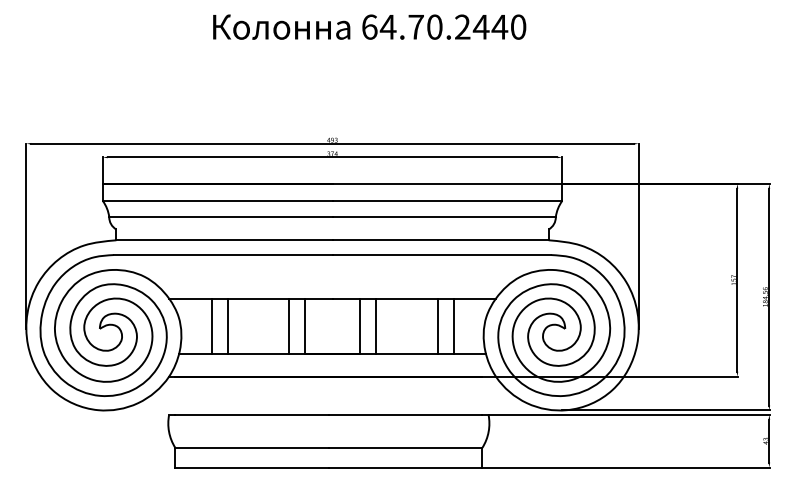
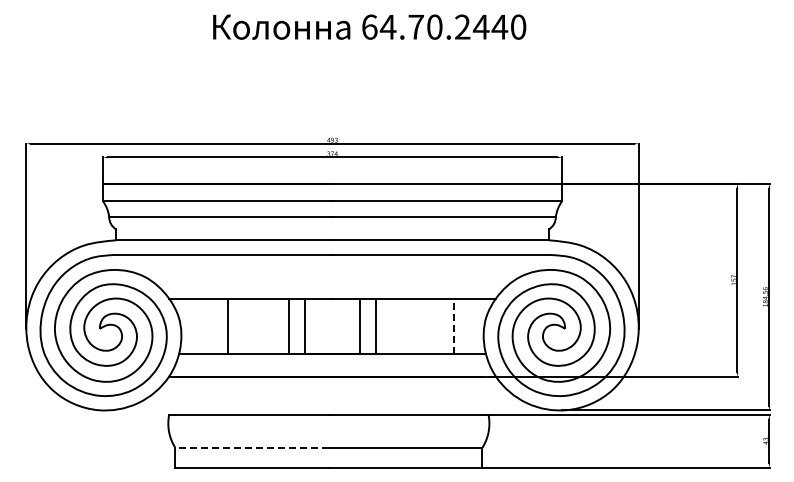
line: present -> none (211, 325)
line: present -> none (437, 325)
line: solid -> dashed (453, 326)
line: solid -> dashed (252, 447)
